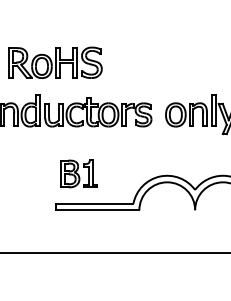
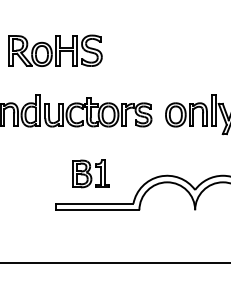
part position: (55, 62) -> (55, 50) (55, 50)
part position: (78, 173) -> (90, 173) (90, 173)
line position: (114, 253) -> (114, 263) (114, 263)
